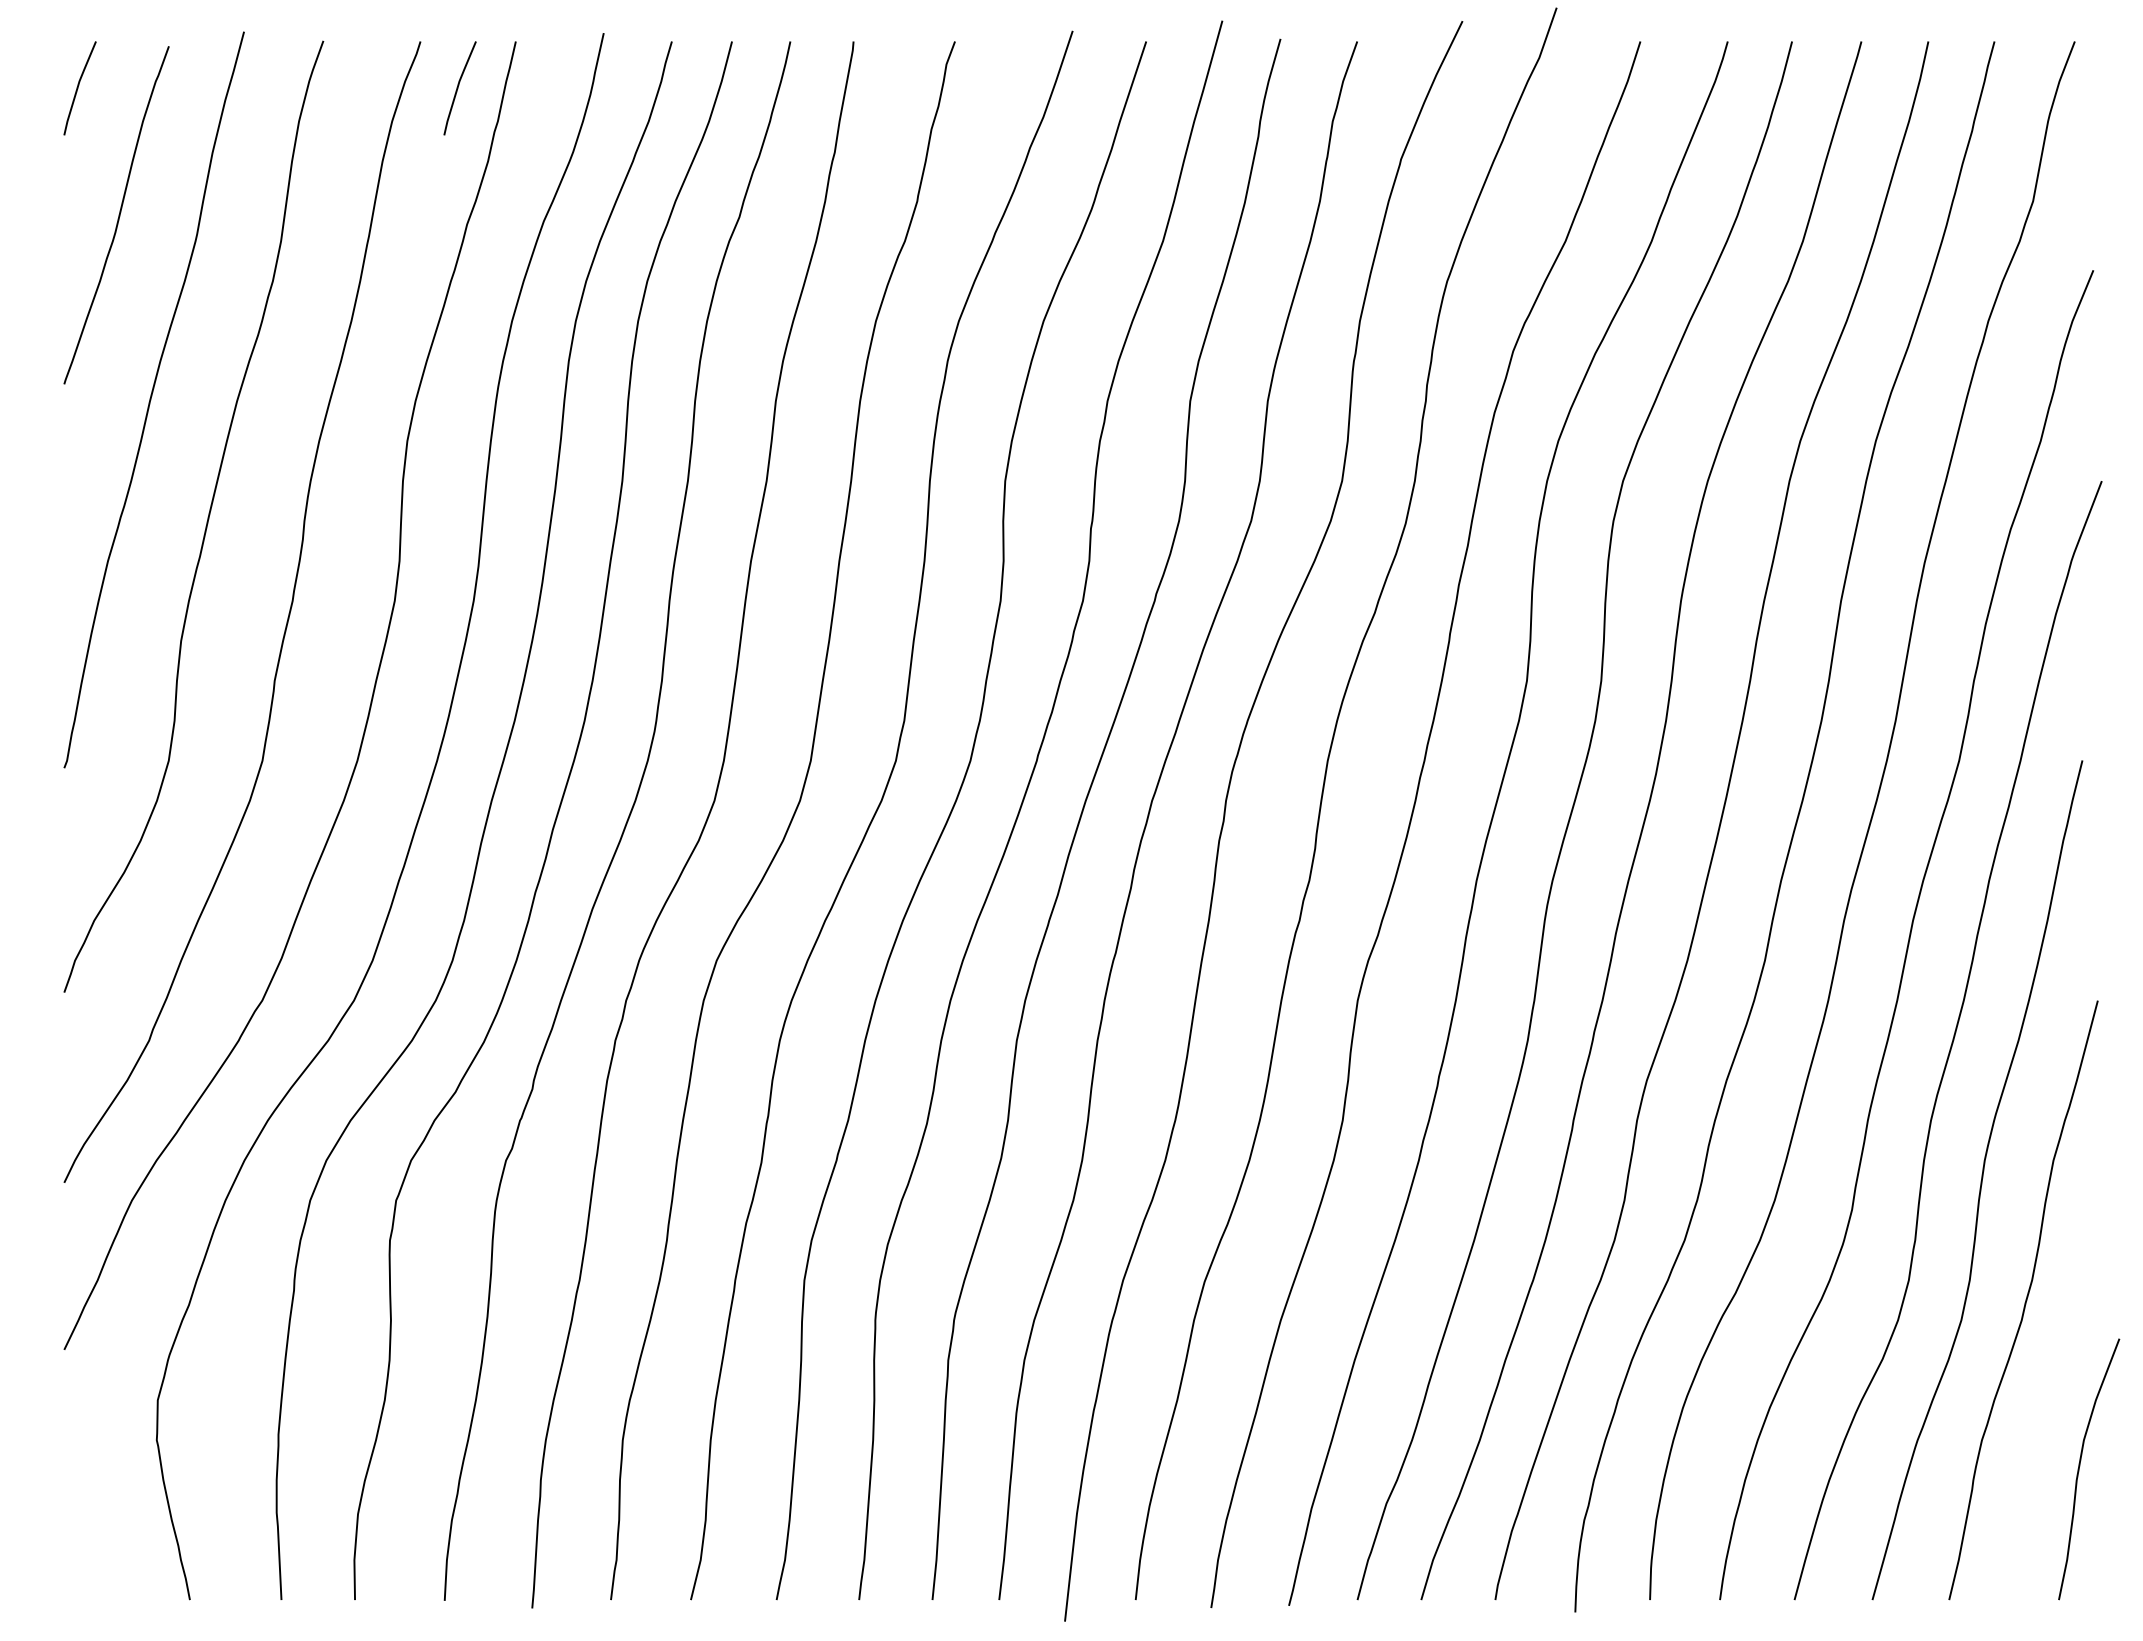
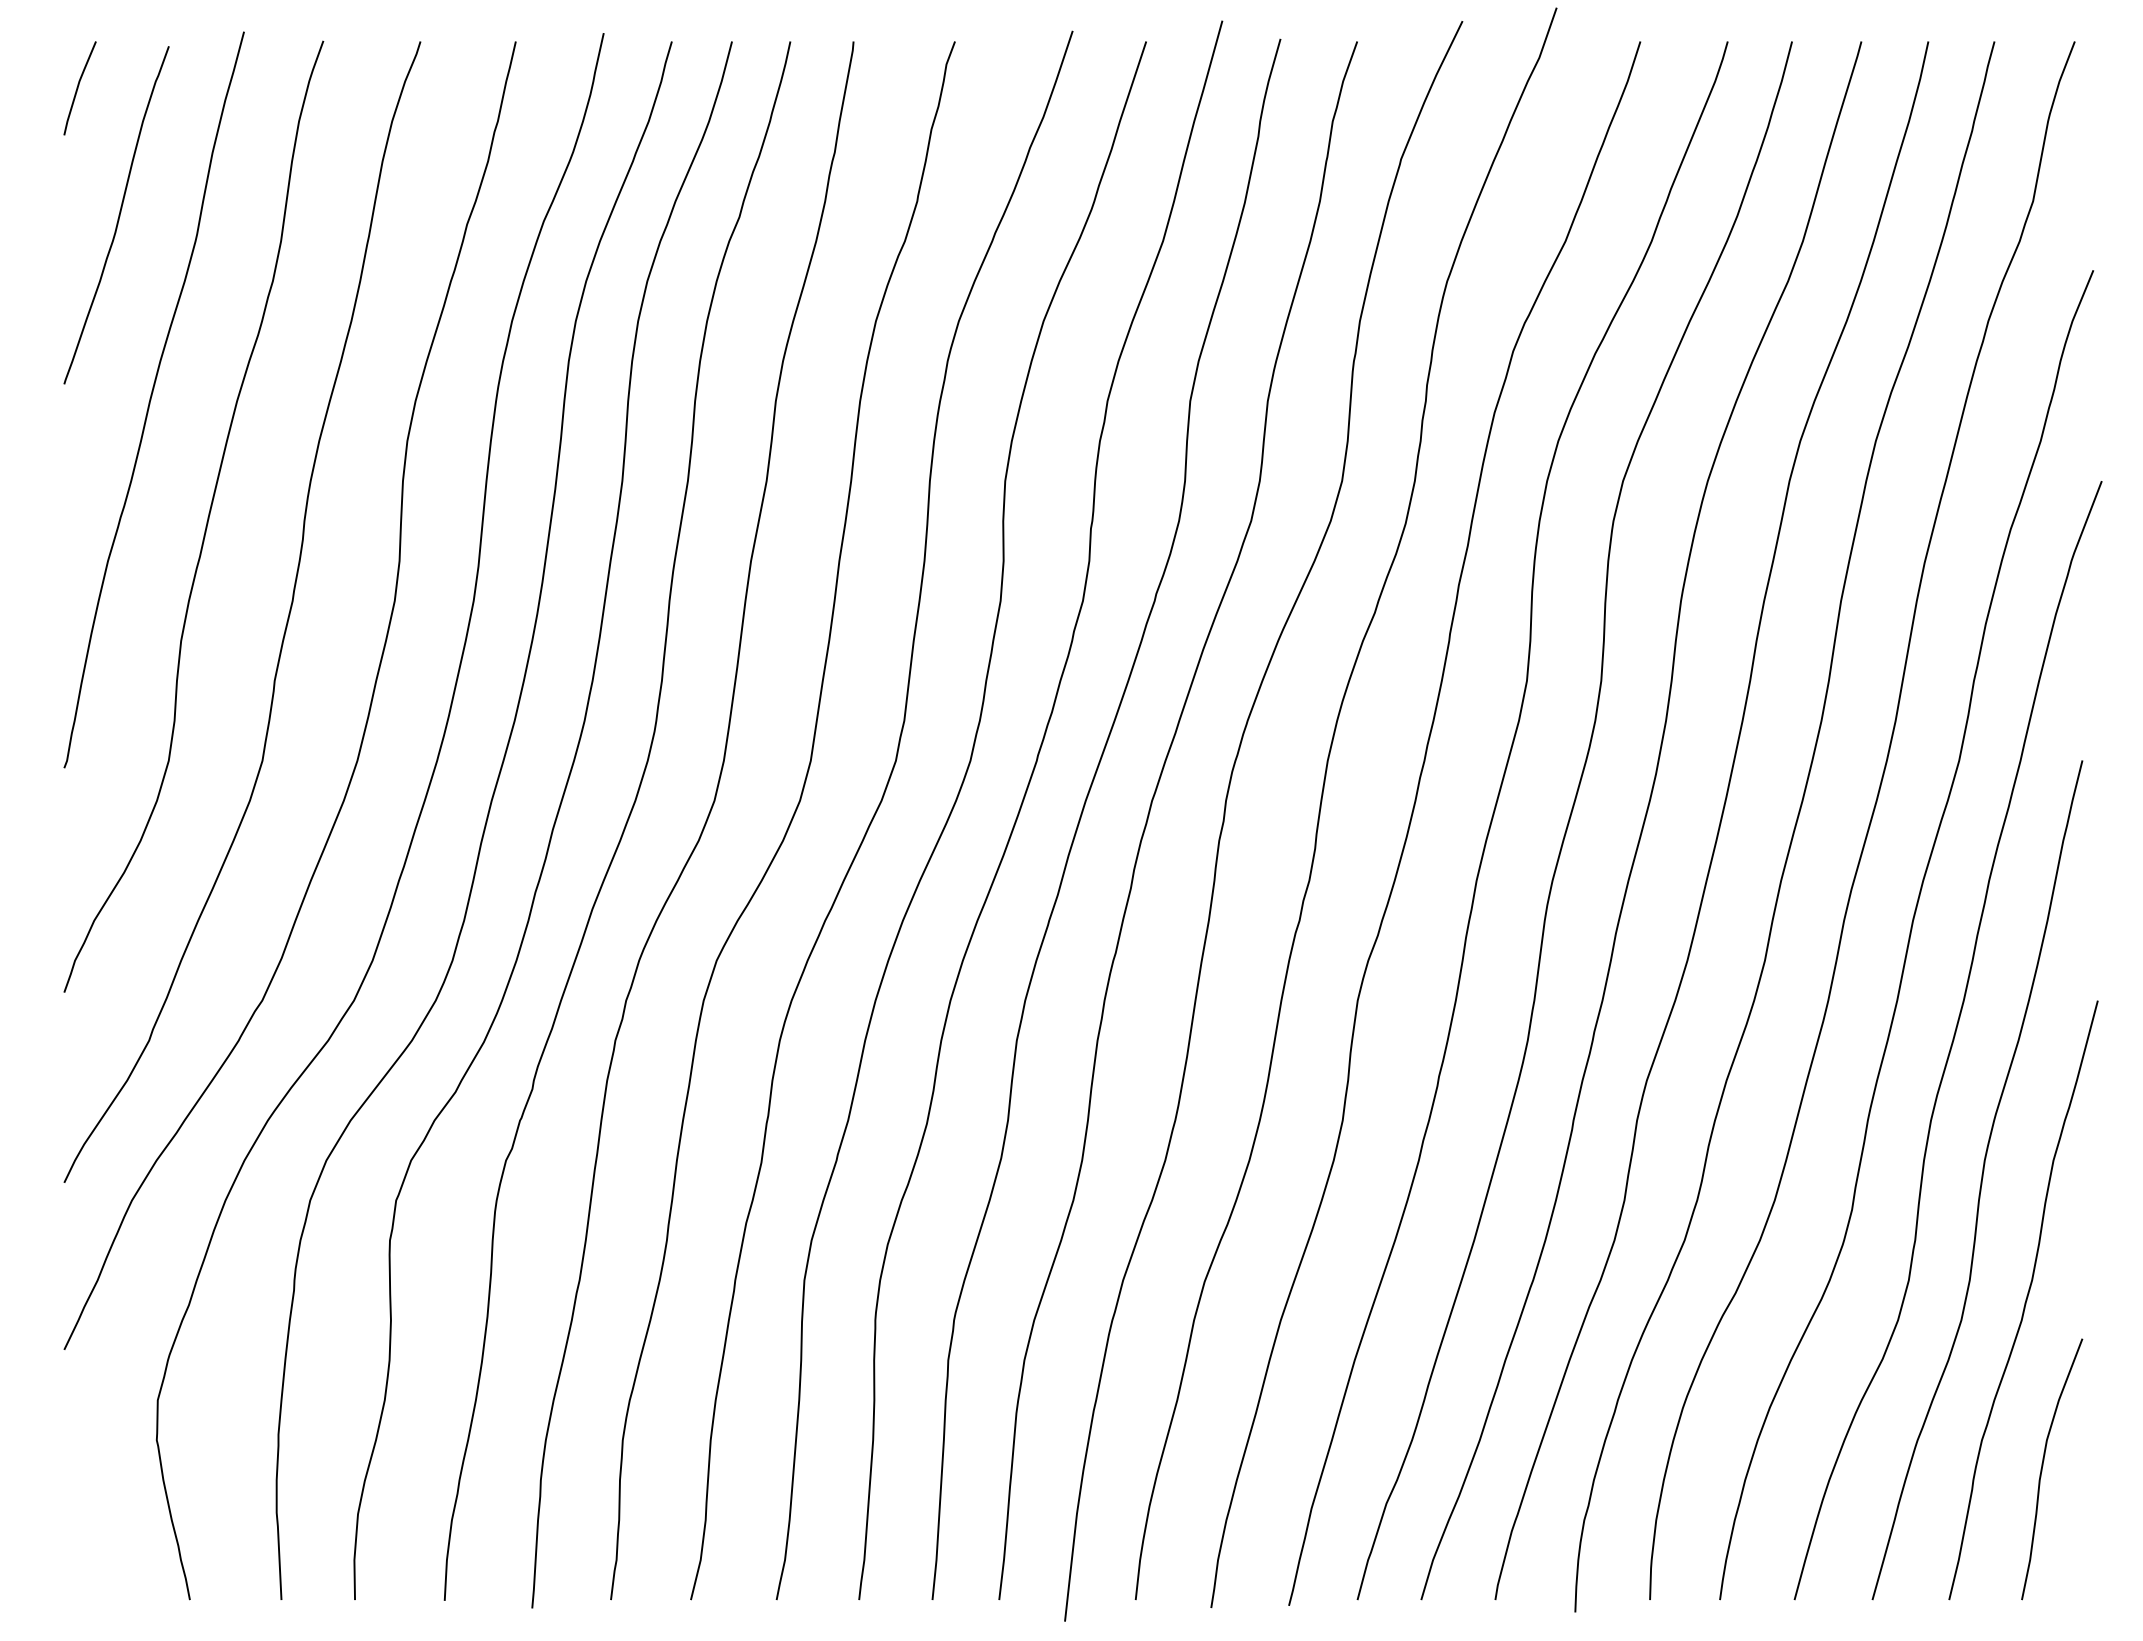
curve: present -> none (458, 88)
curve position: (2080, 1466) -> (2043, 1466) (2043, 1466)
